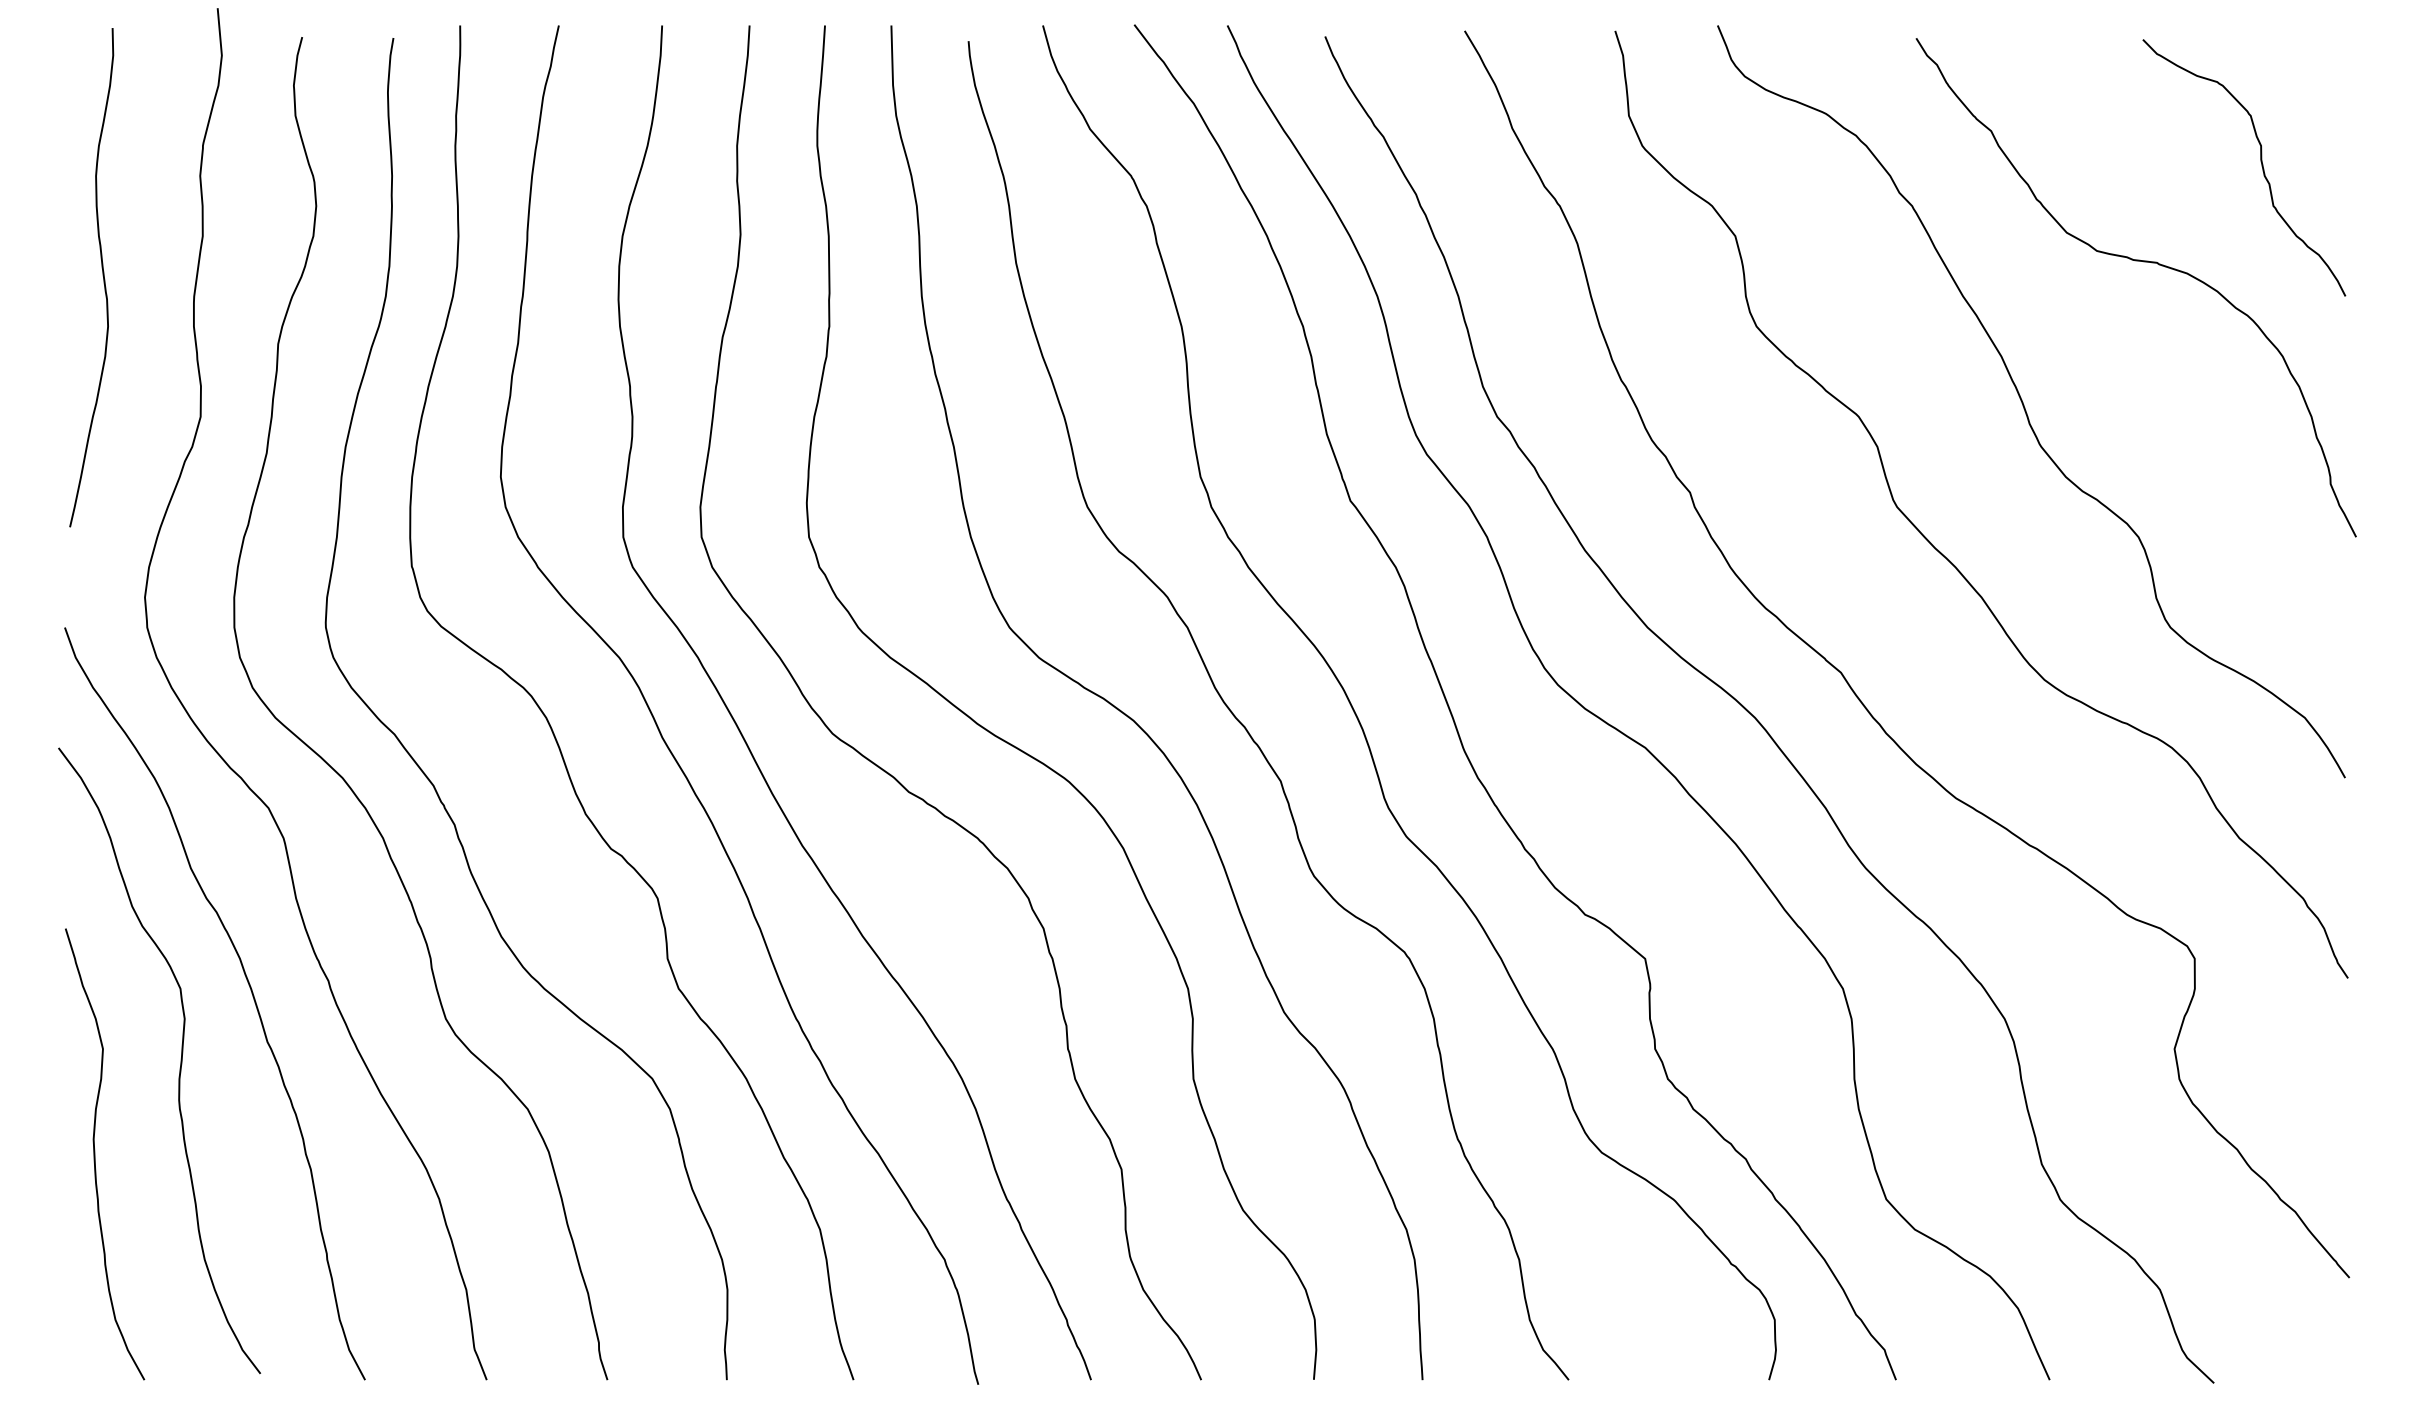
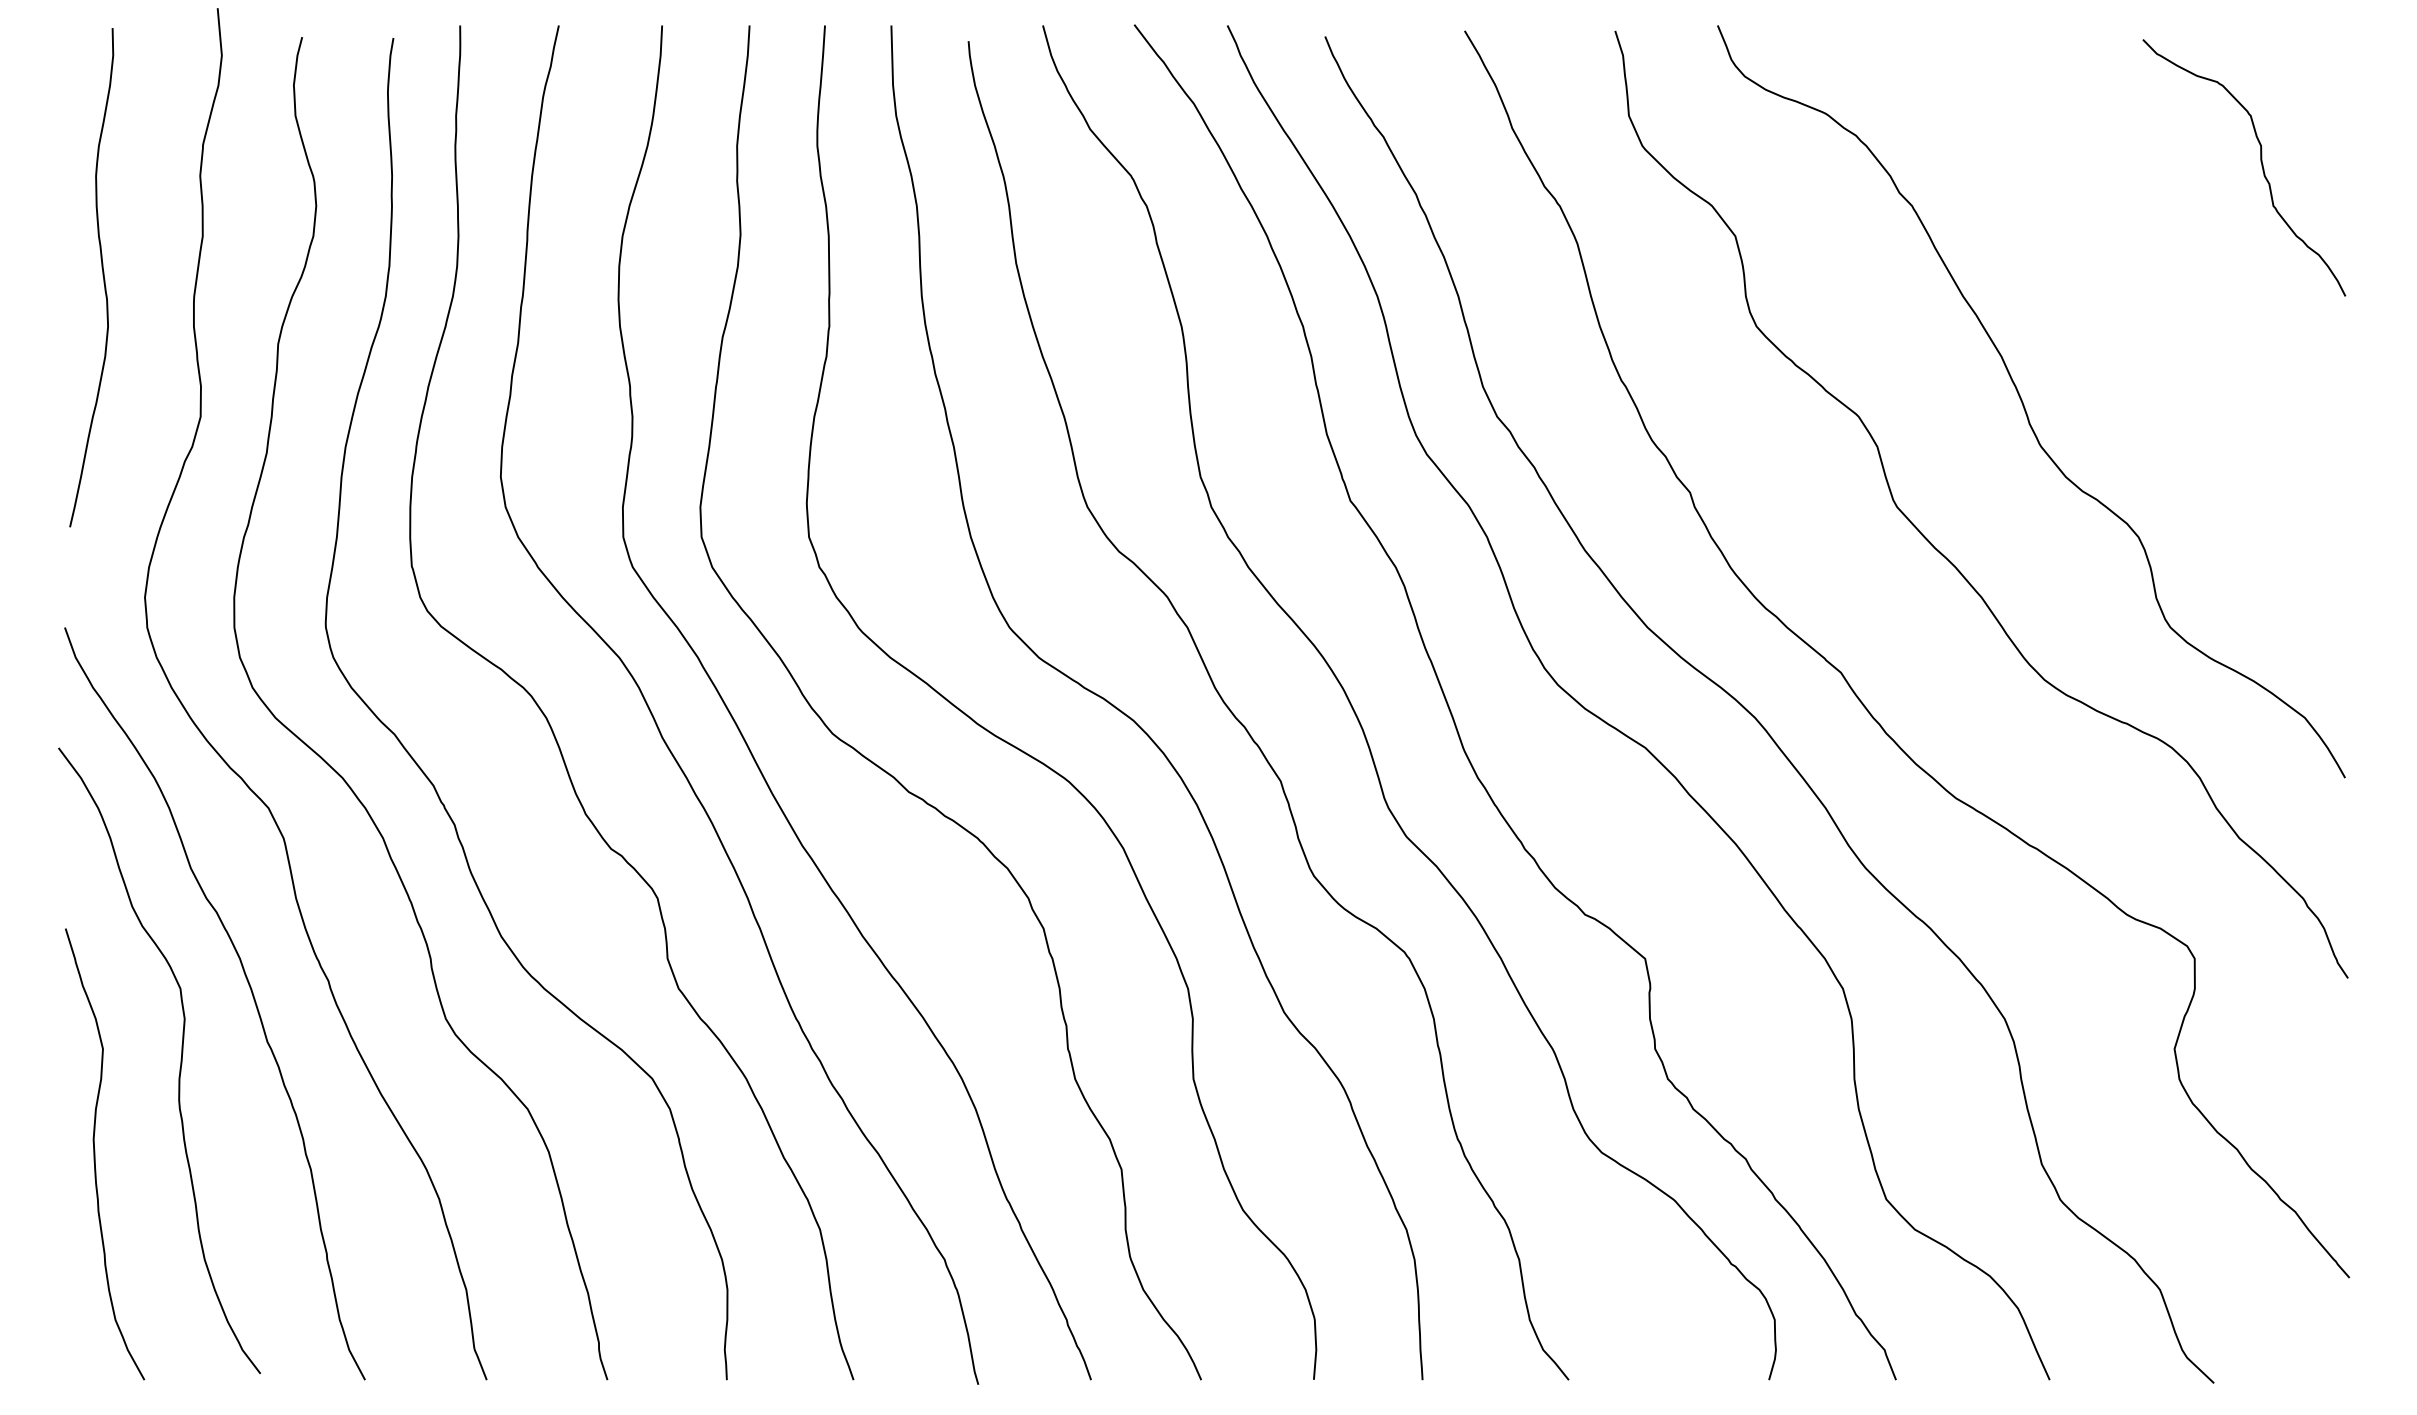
curve: present -> none (2135, 261)
